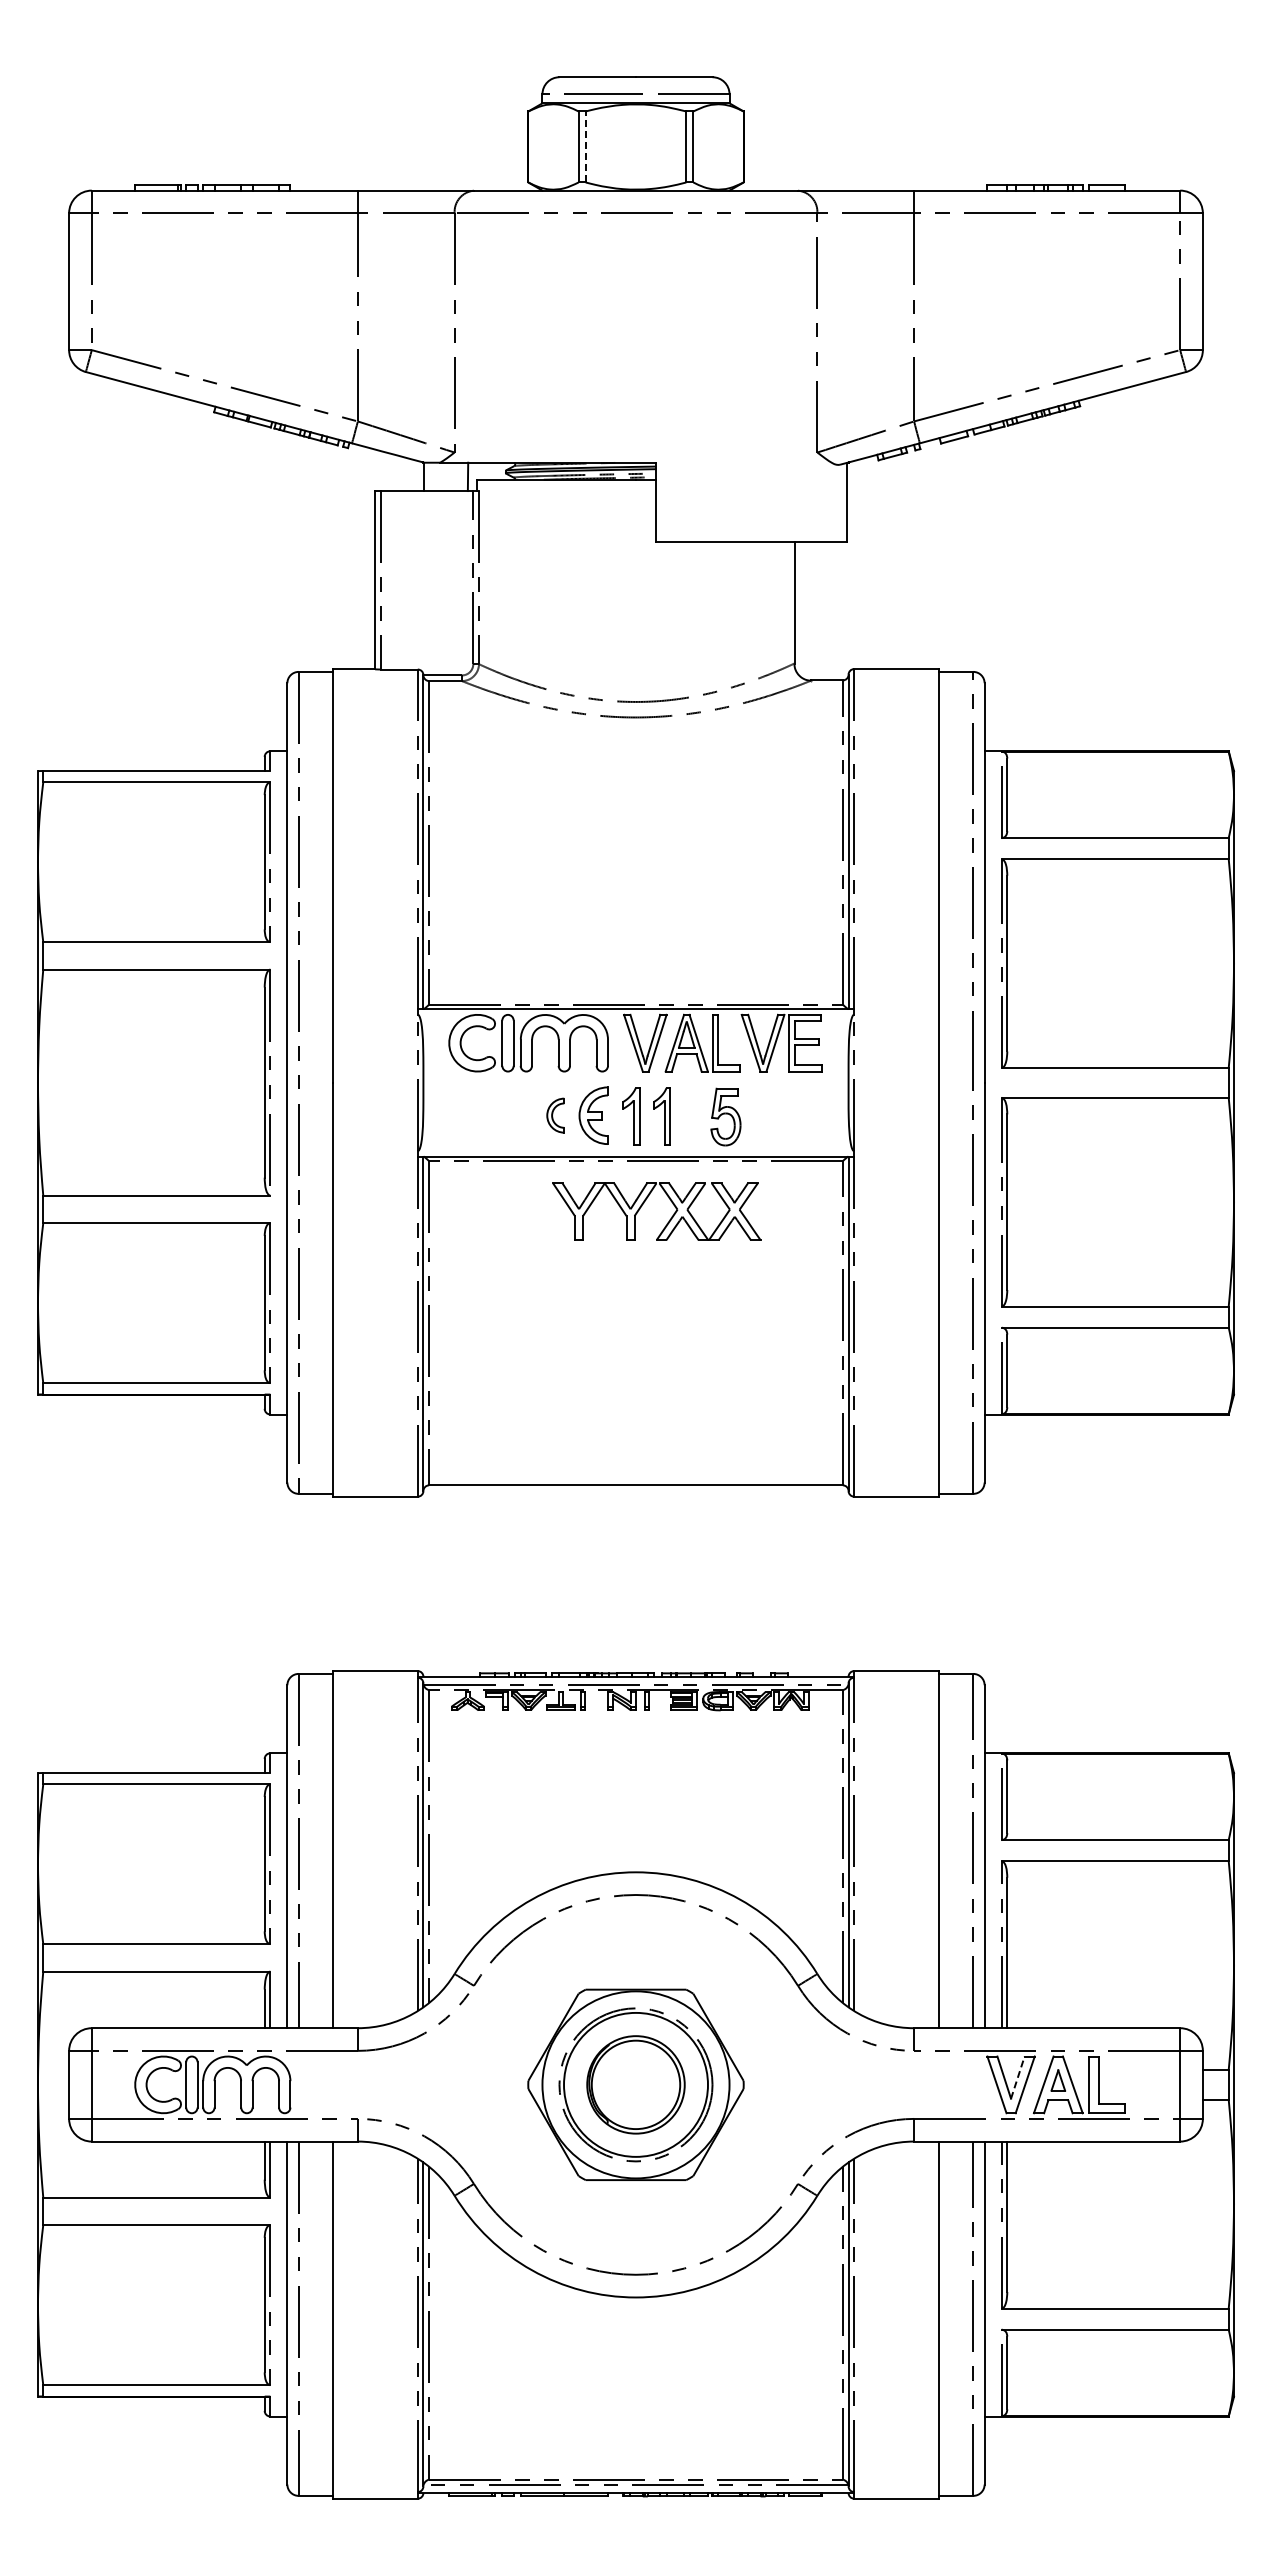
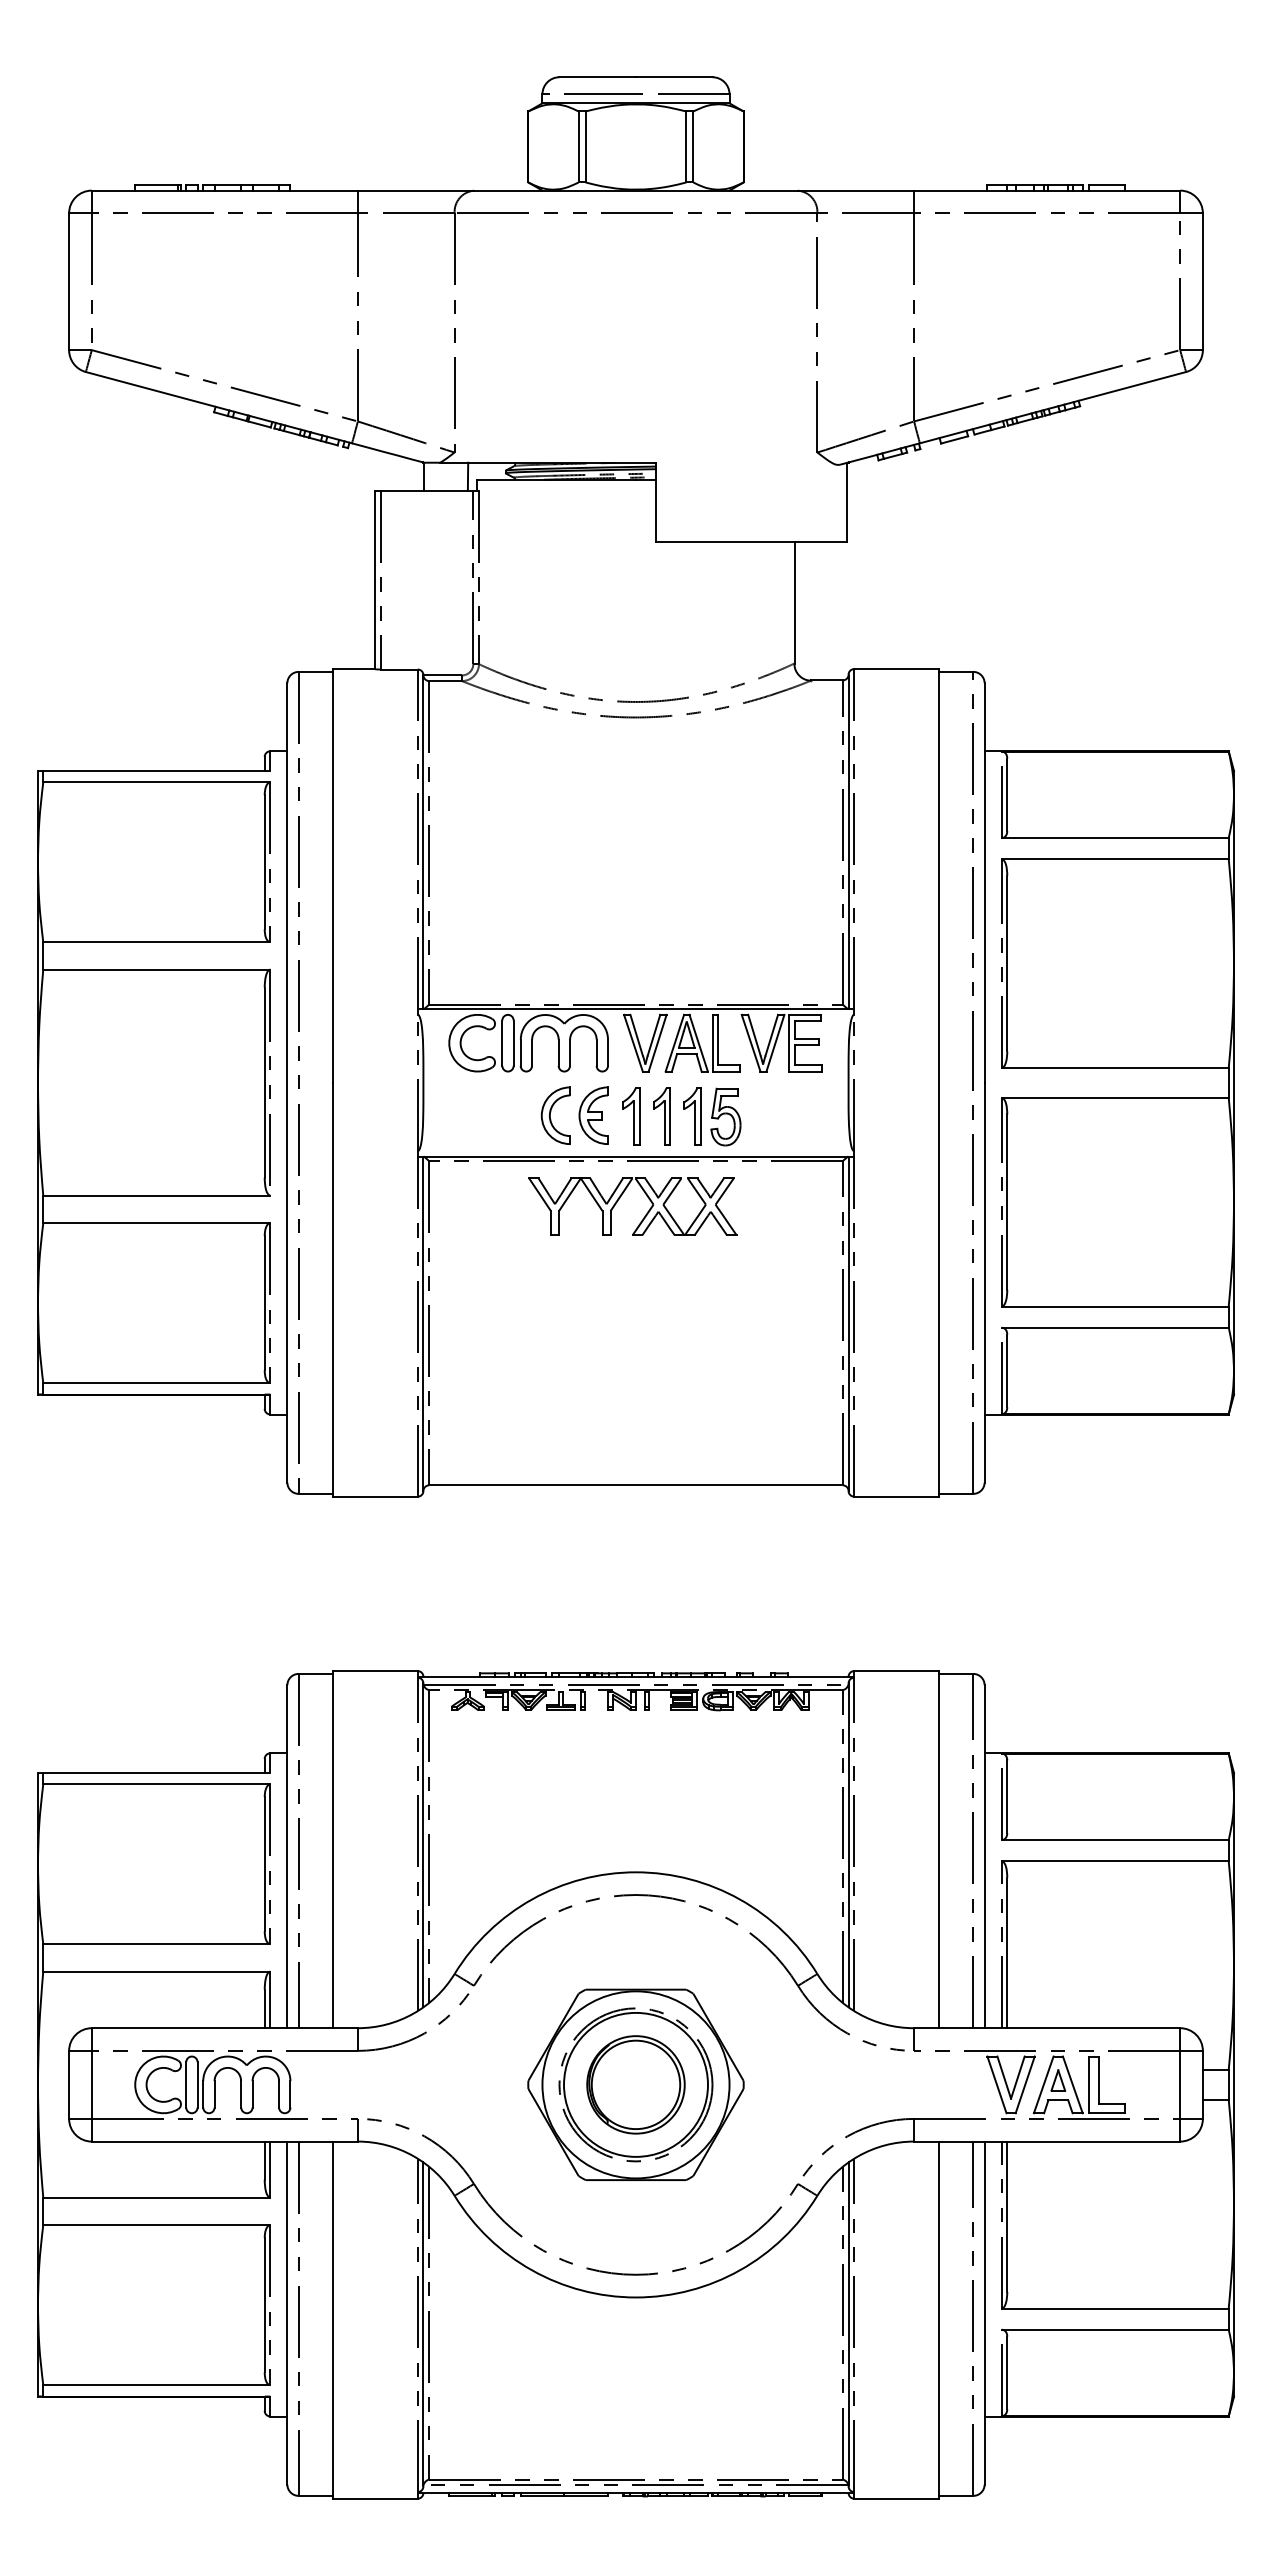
line: dashed -> solid (585, 146)
part size: 19x37 px -> 31x59 px (555, 1115)
part: none -> present (692, 1116)
part position: (644, 1203) -> (620, 1198) (620, 1198)
line: dashed -> solid (1018, 2077)
